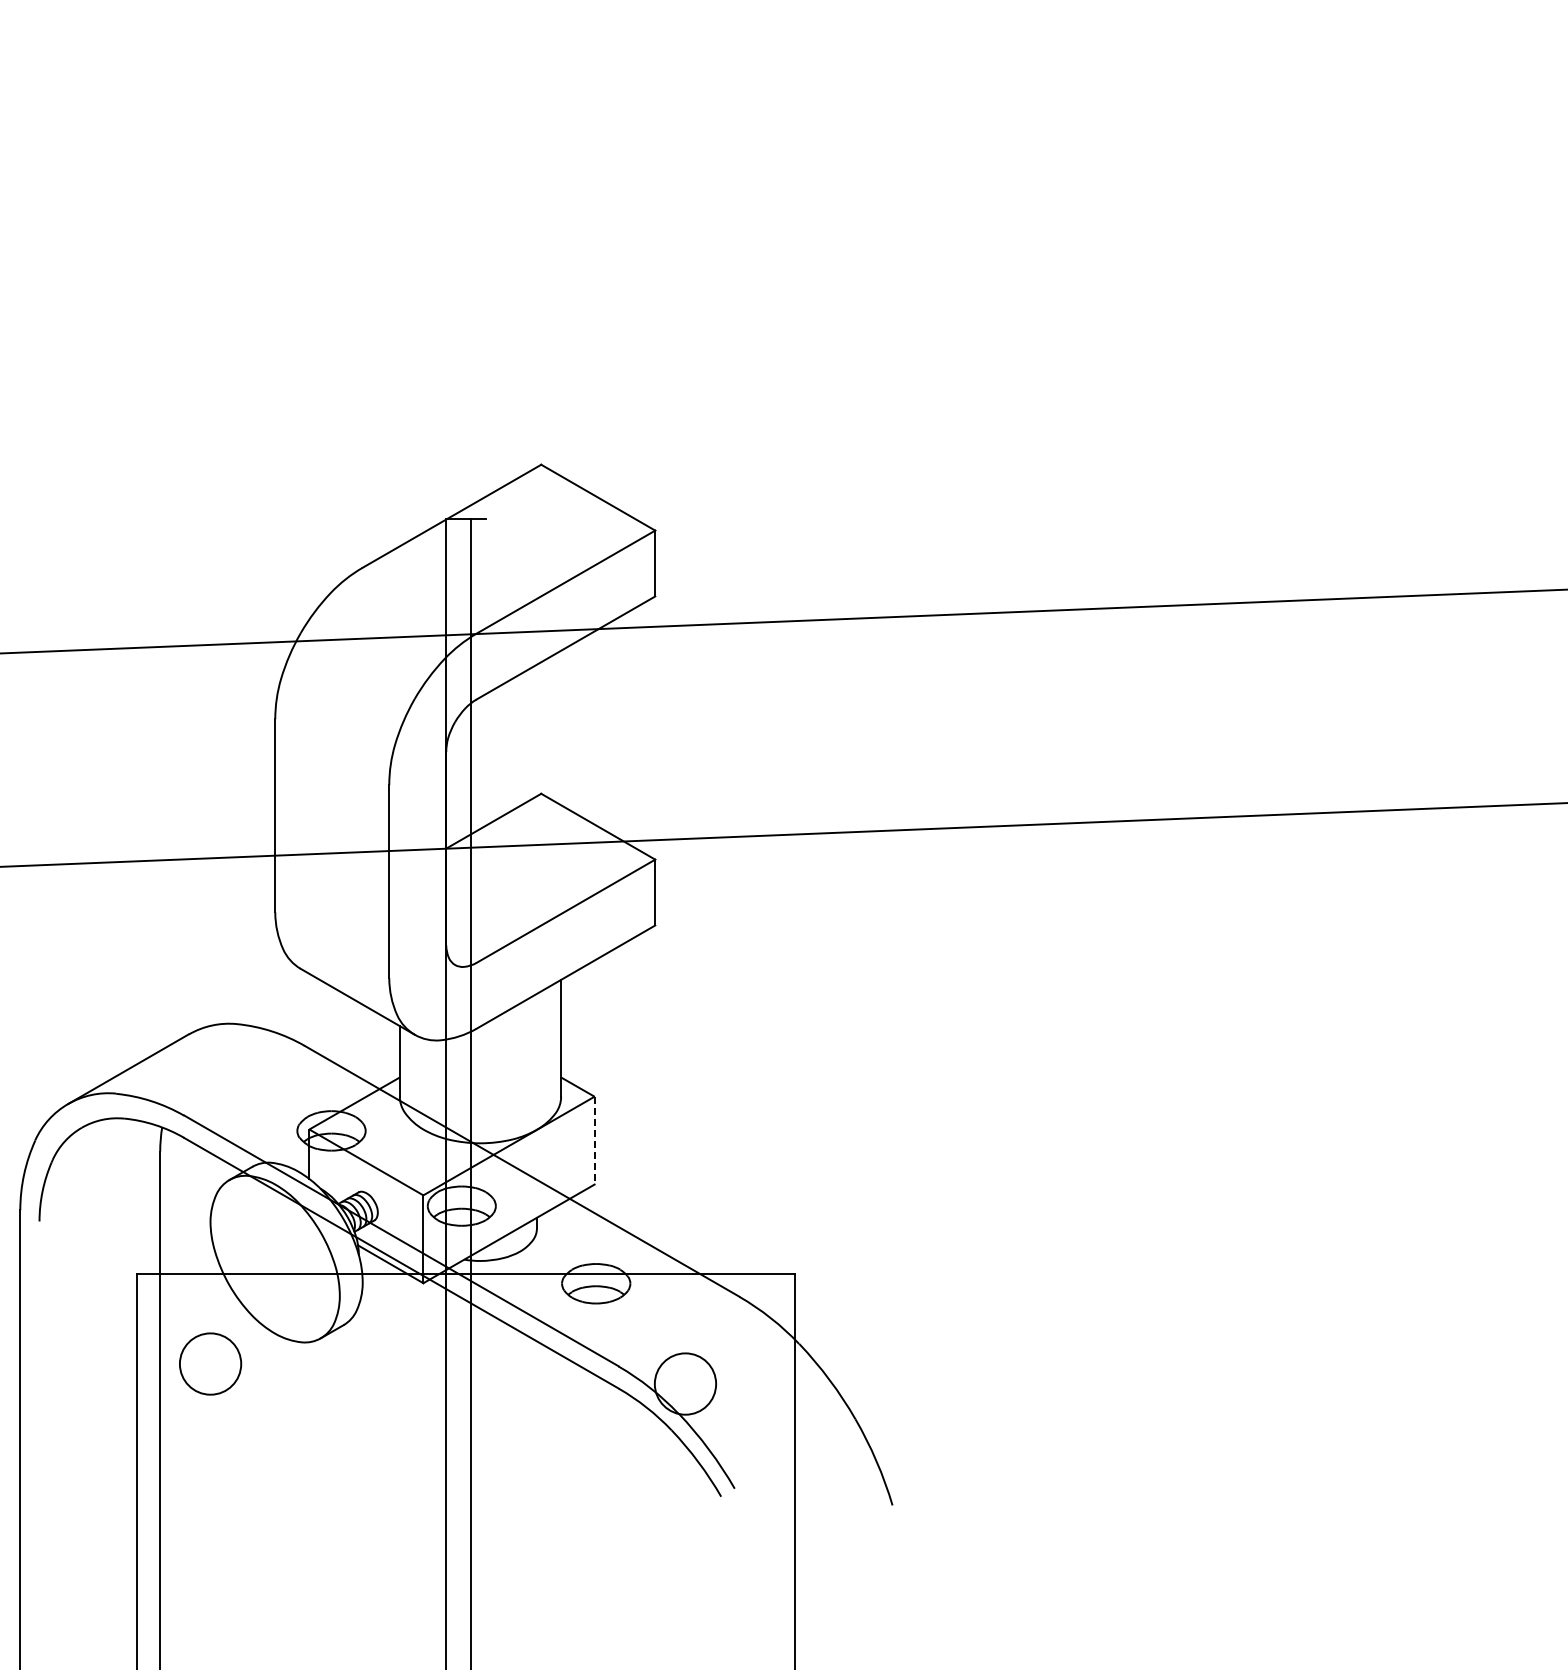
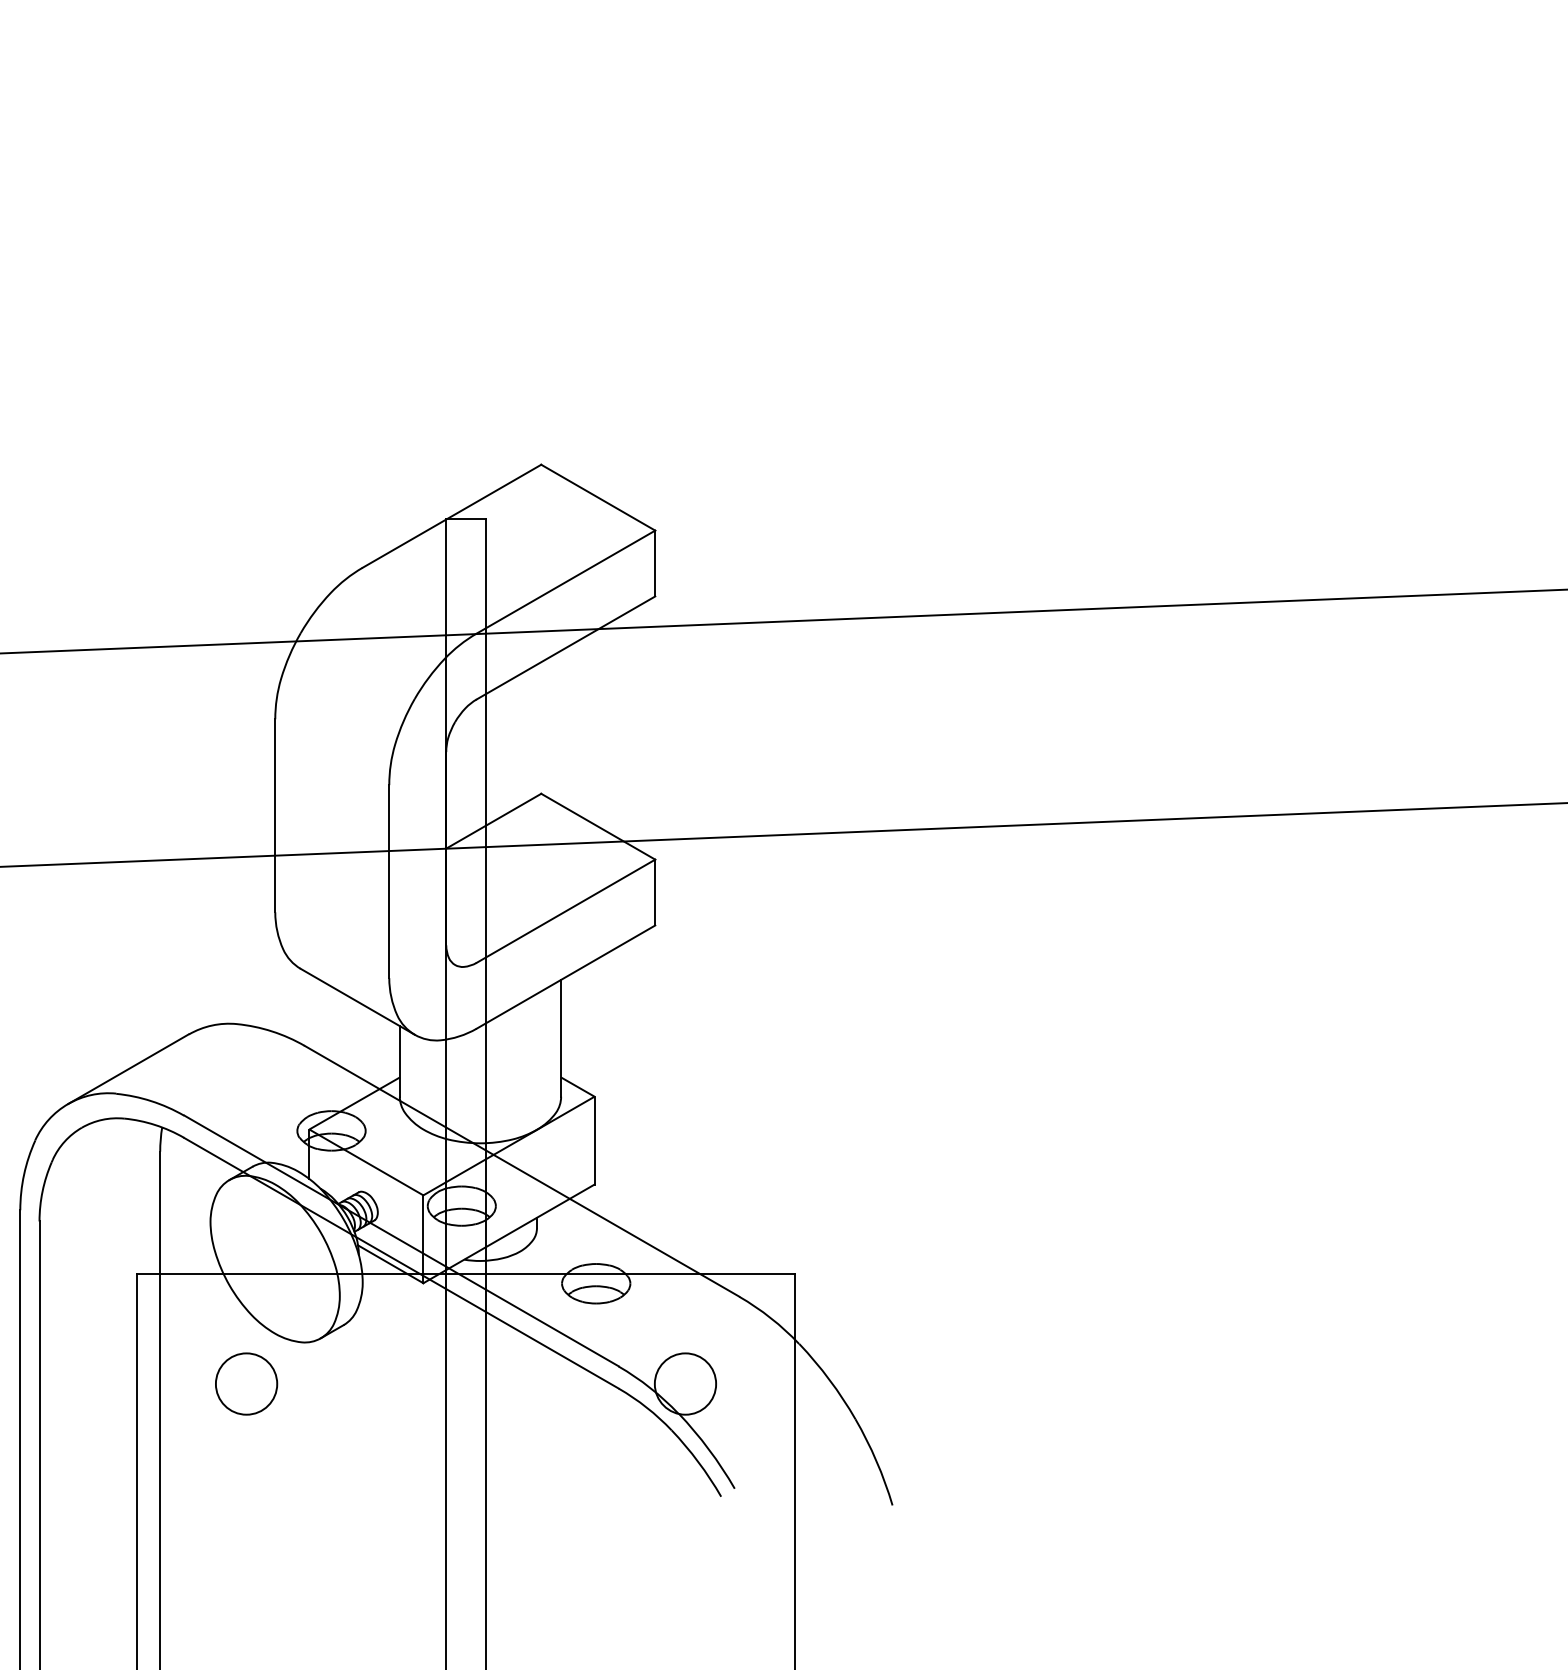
line position: (470, 1092) -> (485, 1092) (485, 1092)
line: dashed -> solid (594, 1140)
circle position: (210, 1363) -> (246, 1383) (246, 1383)
line: none -> present (39, 1443)
